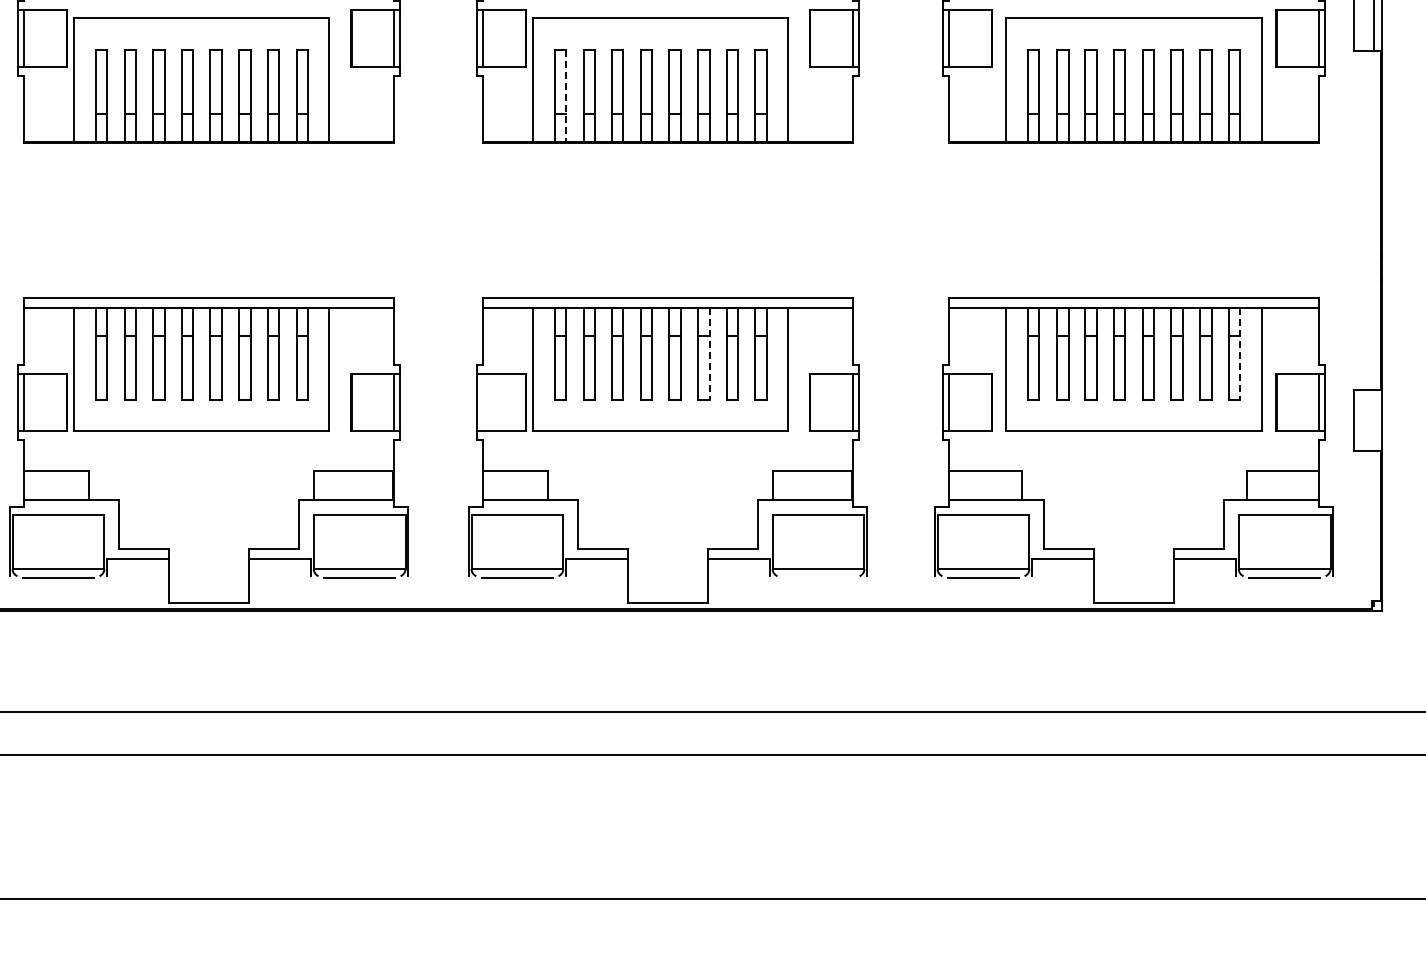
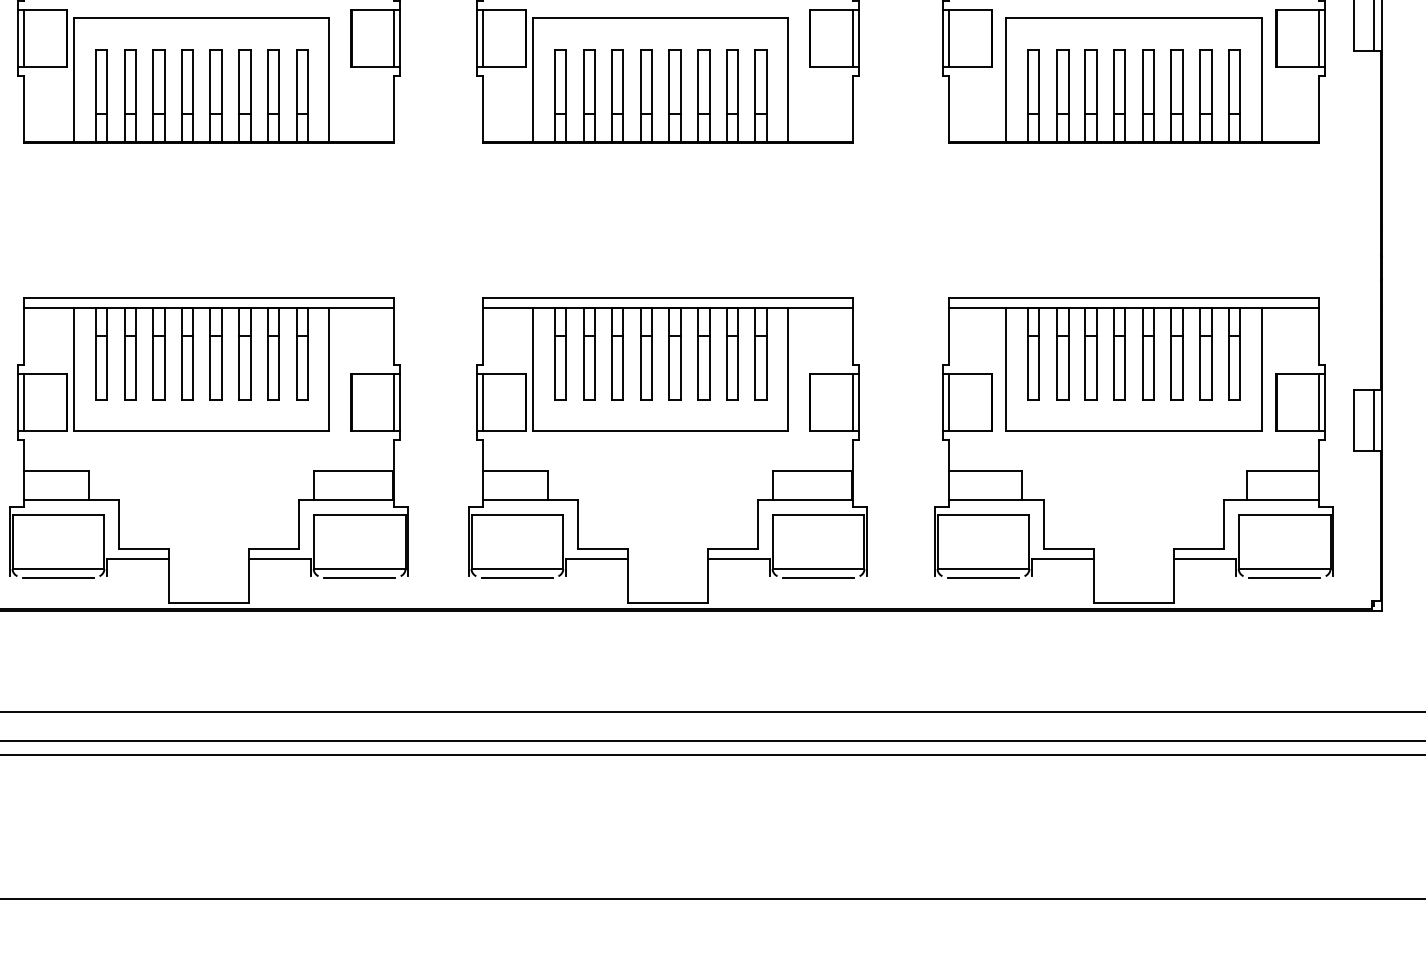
line: dashed -> solid (566, 95)
line: dashed -> solid (709, 353)
line: dashed -> solid (1240, 353)
line: none -> present (482, 402)
line: none -> present (1373, 420)
line: none -> present (818, 577)
line: none -> present (712, 741)
